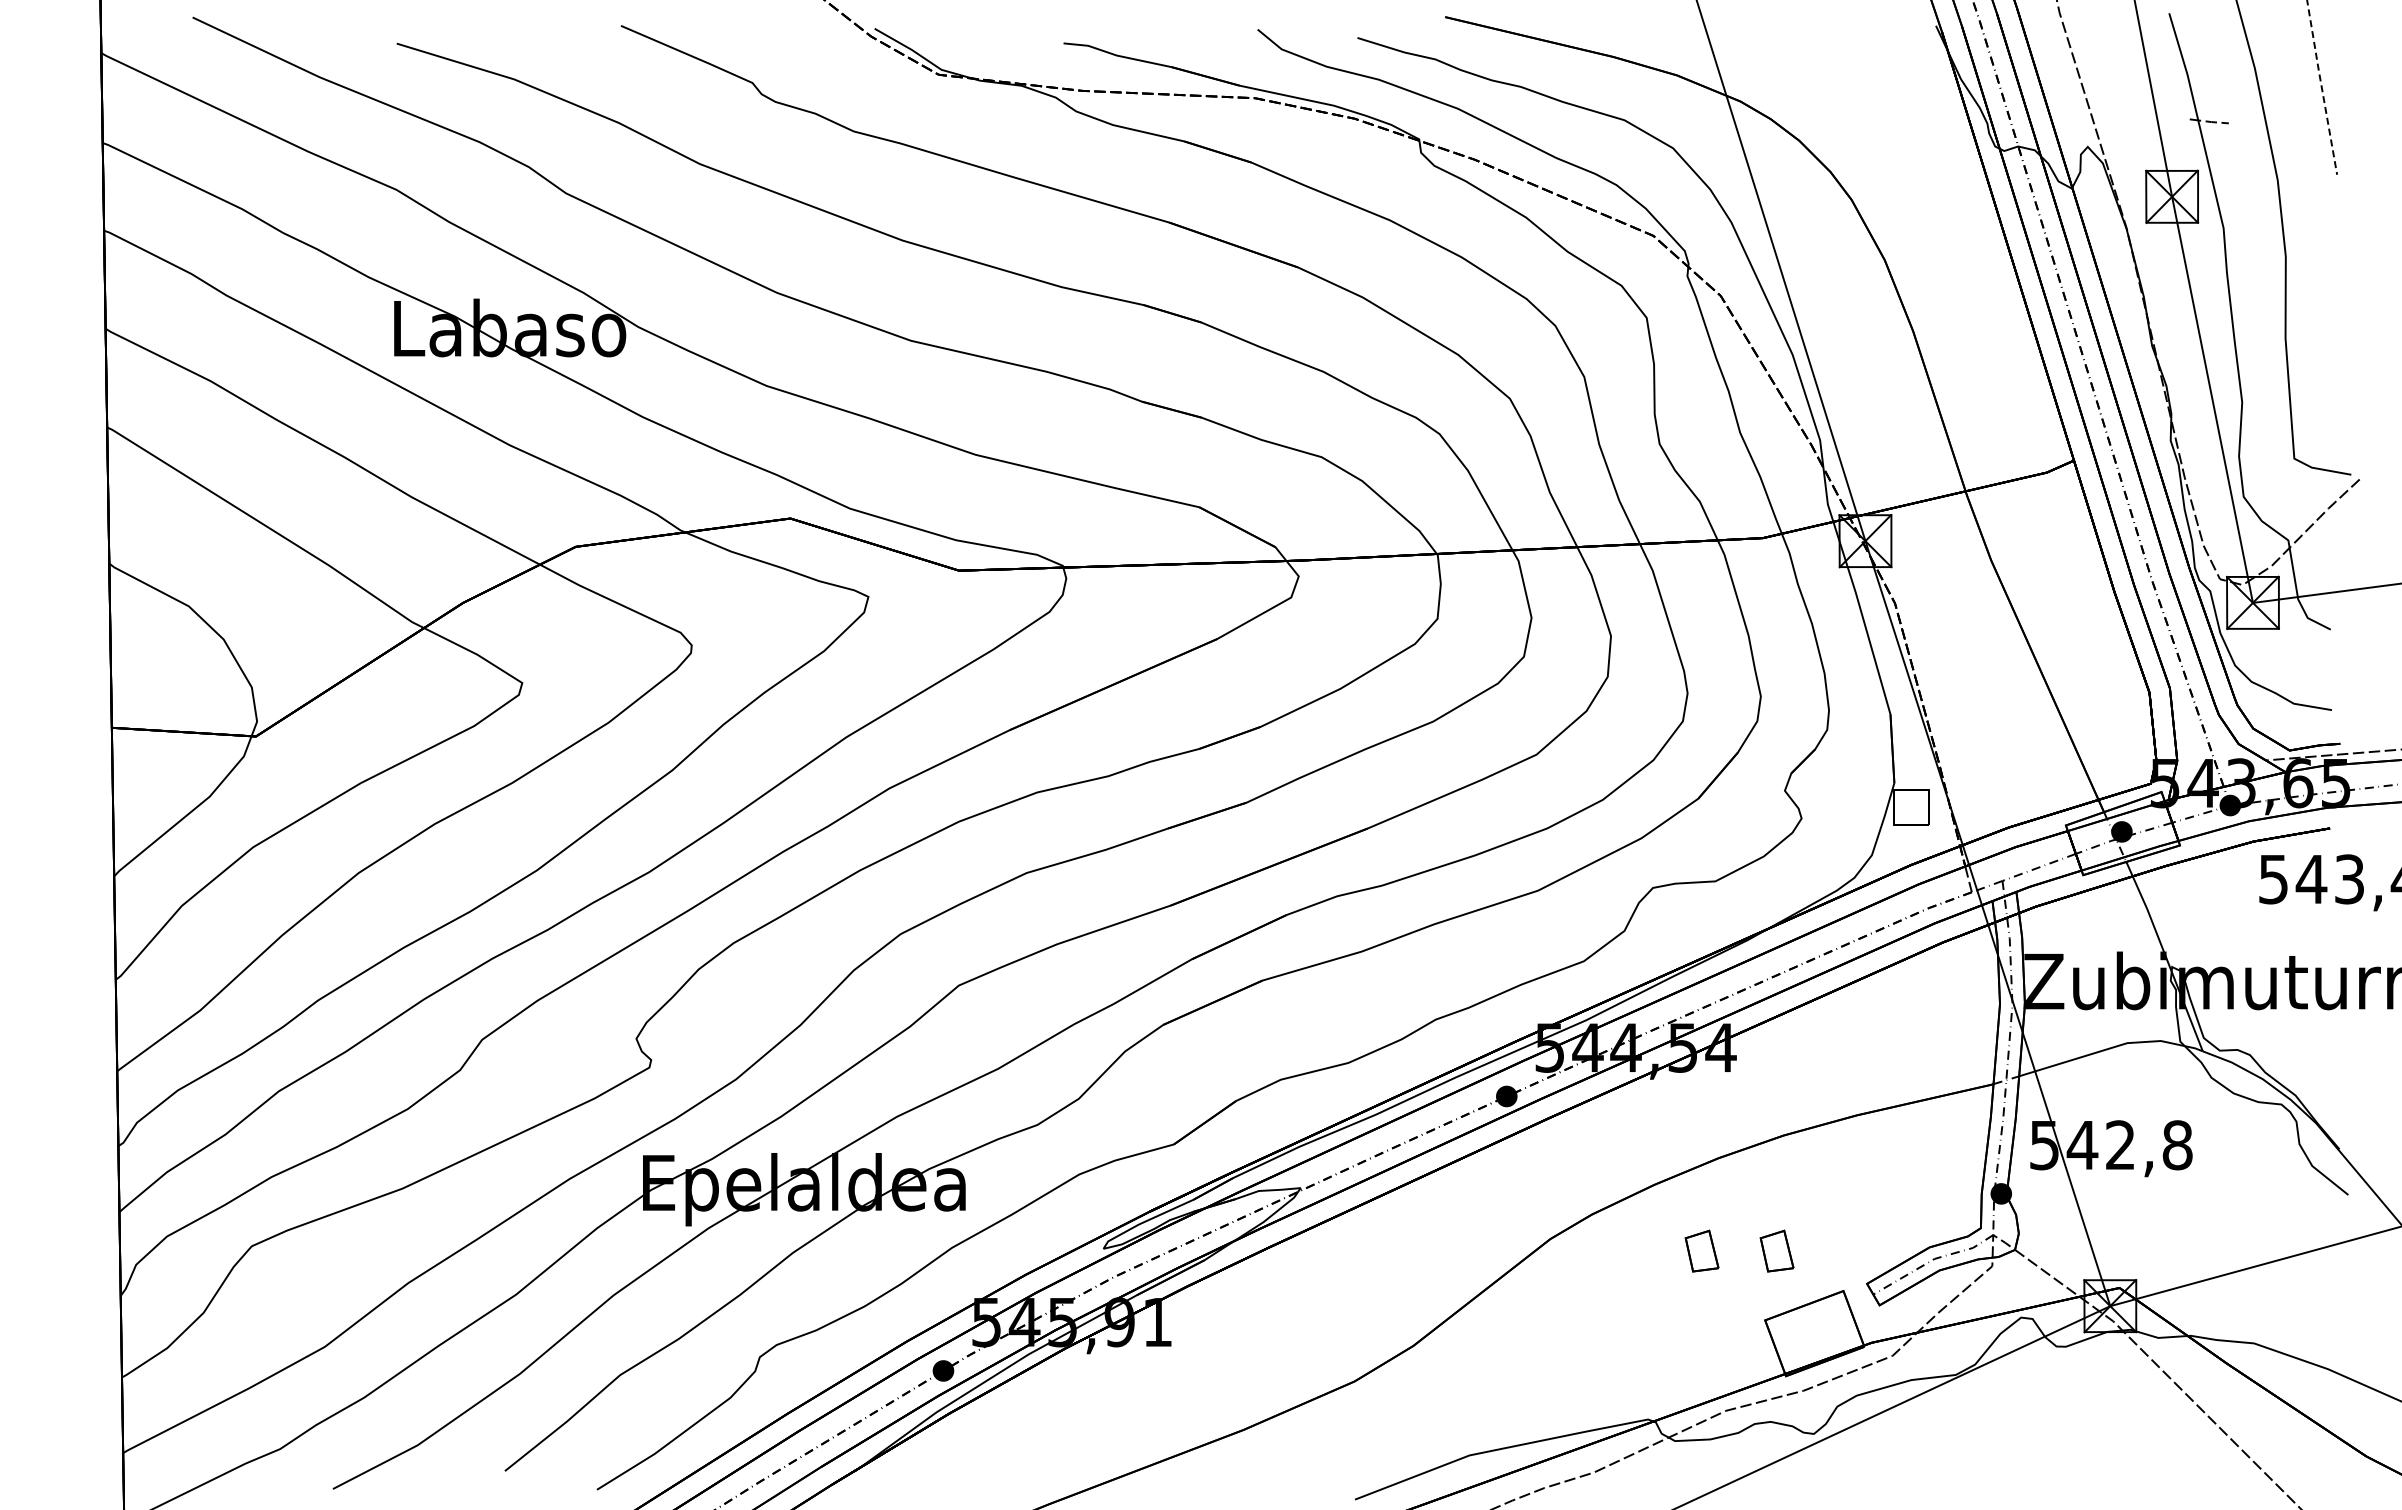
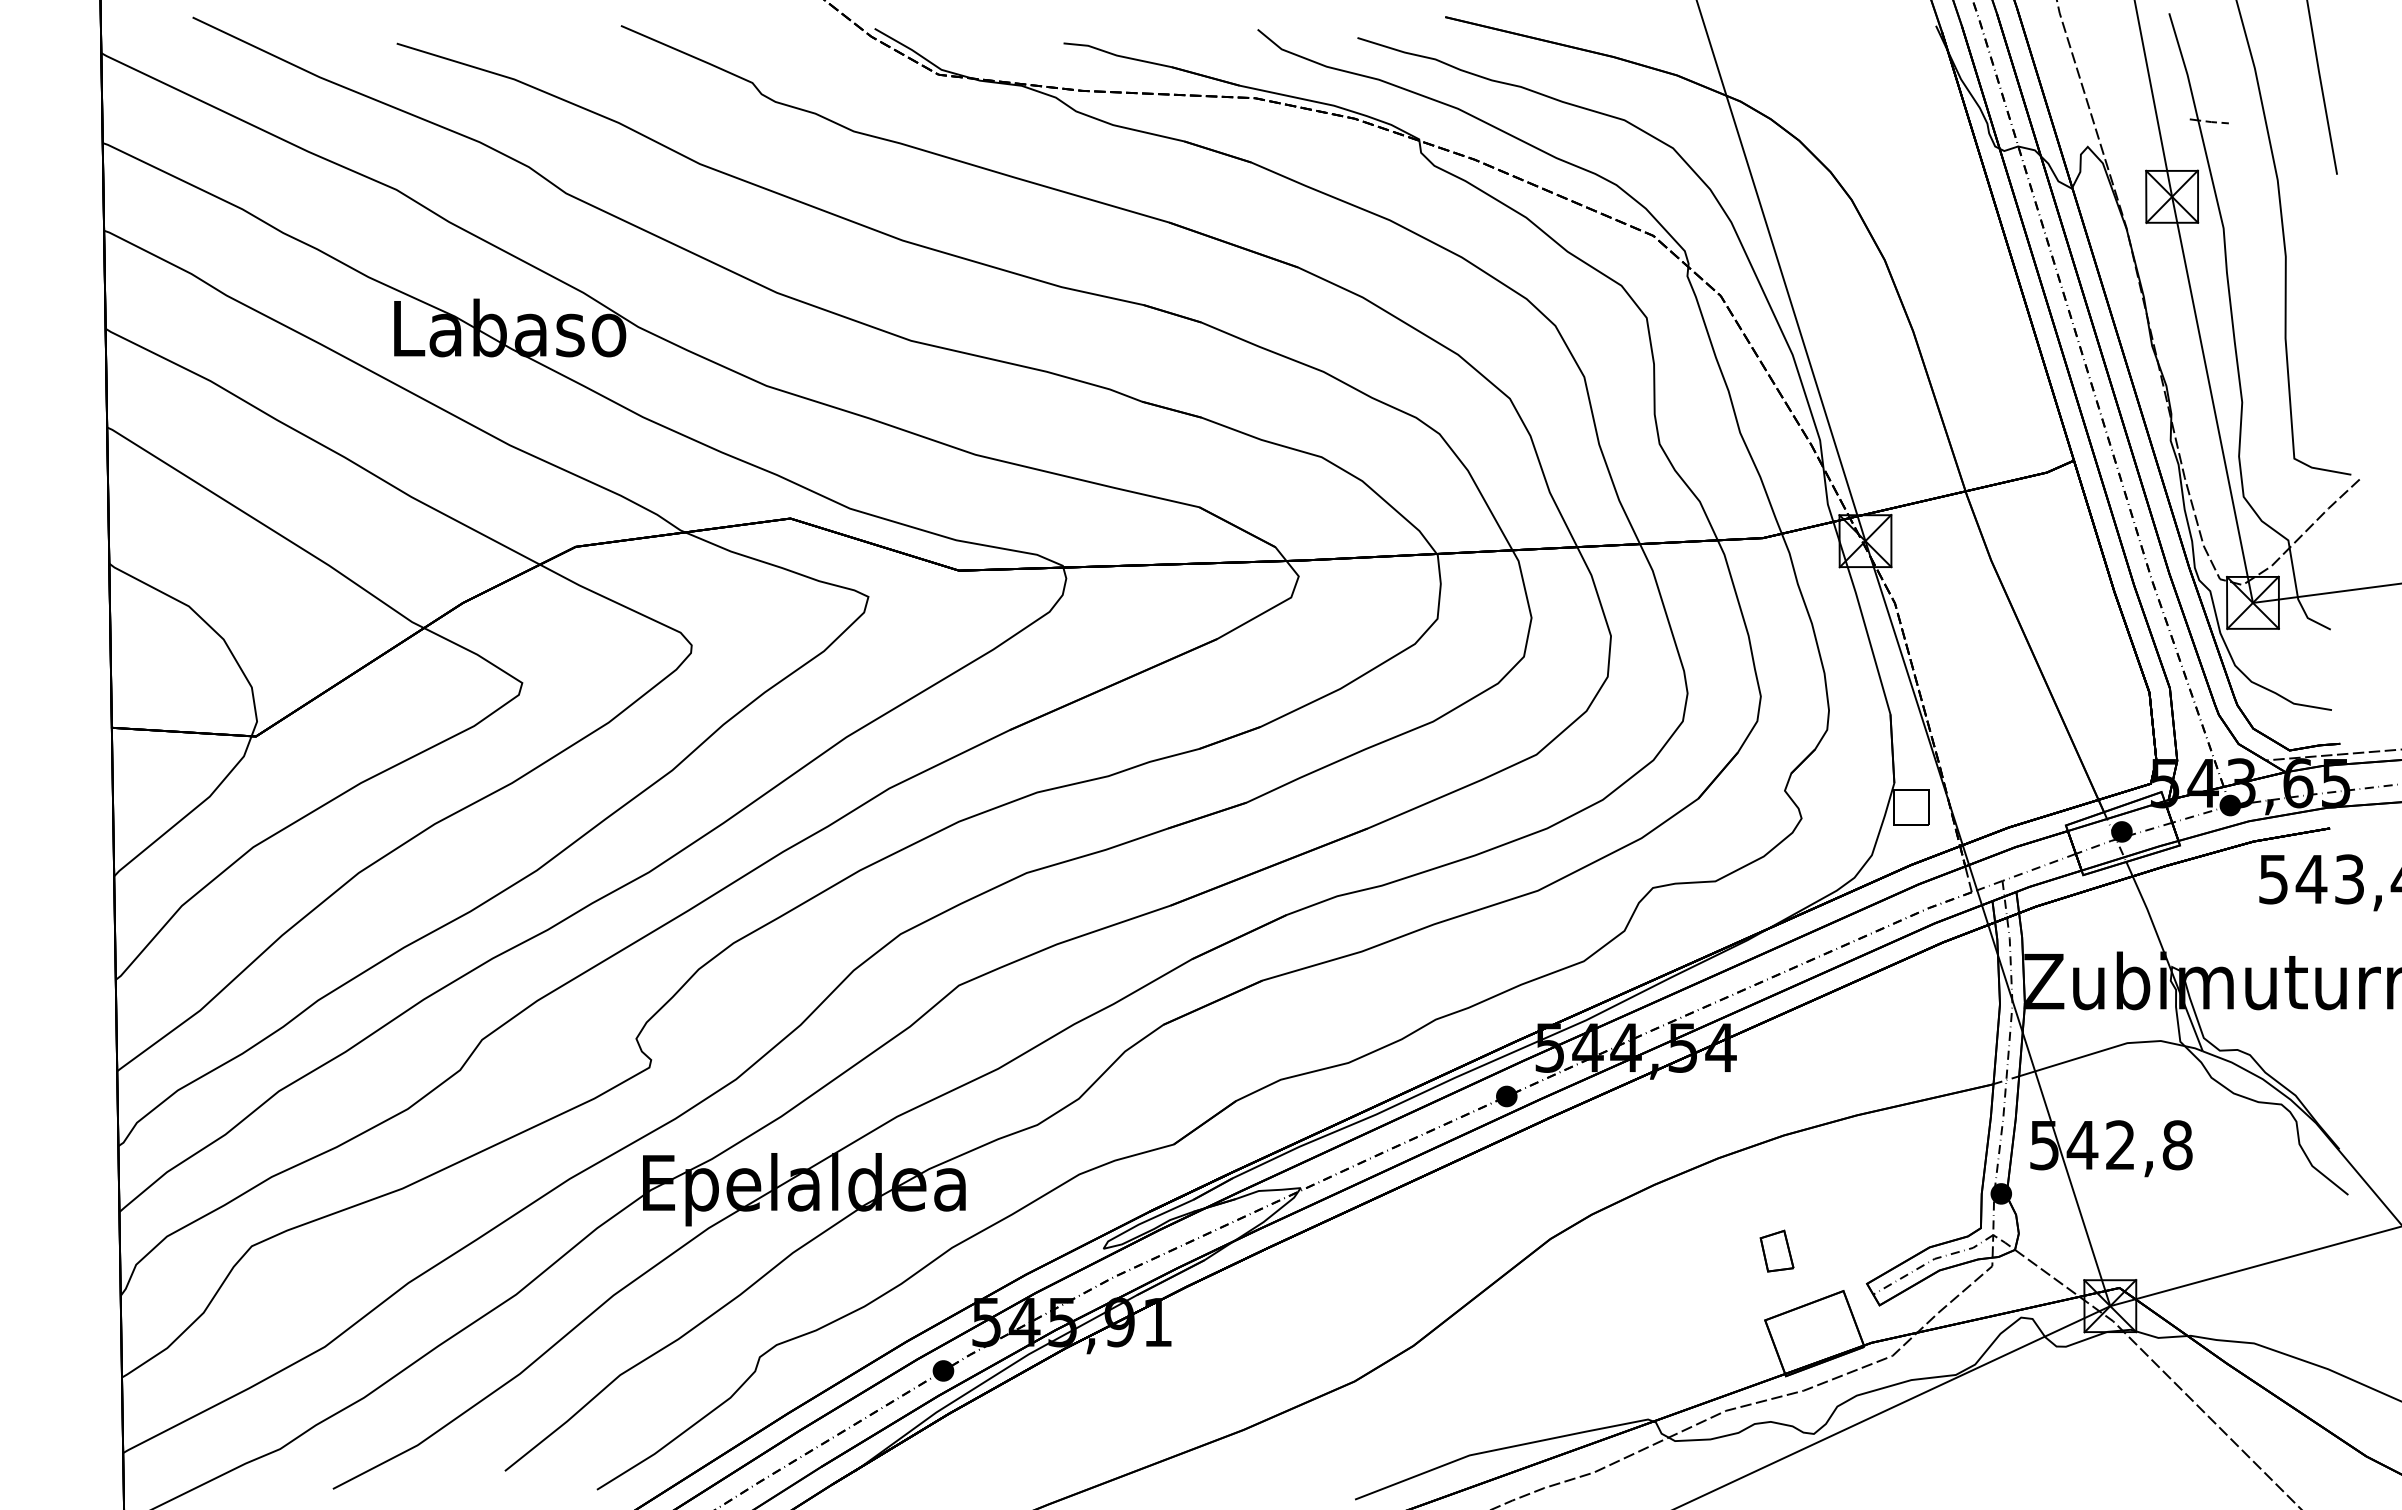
line: dashed -> solid (2321, 87)
part: present -> none (1701, 1250)
